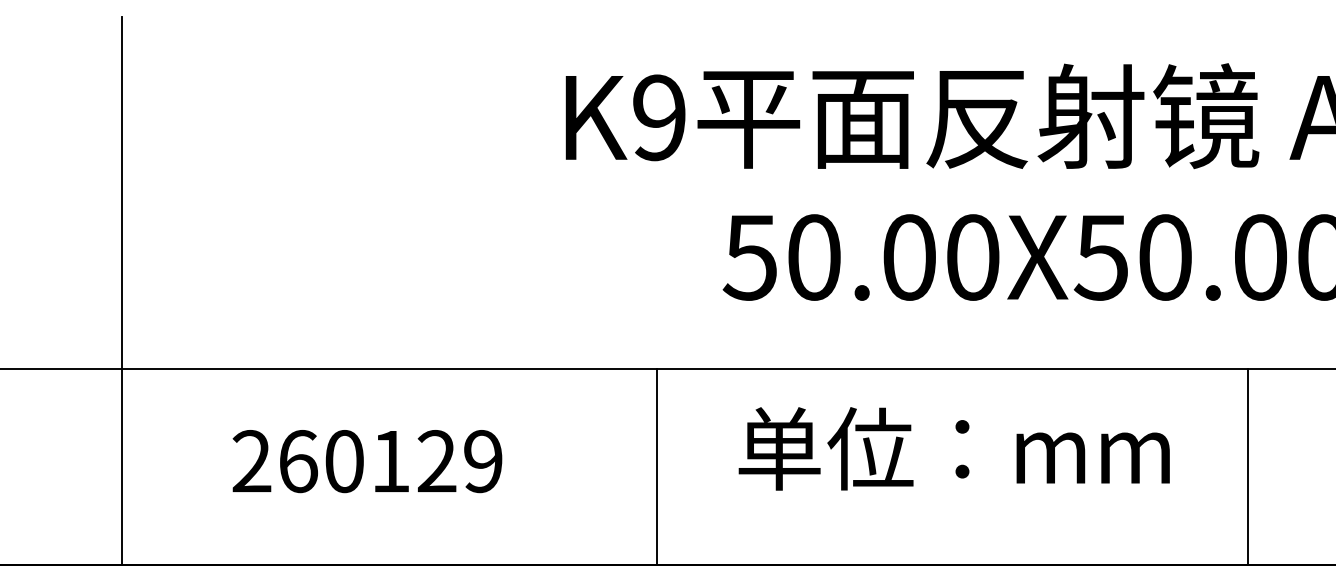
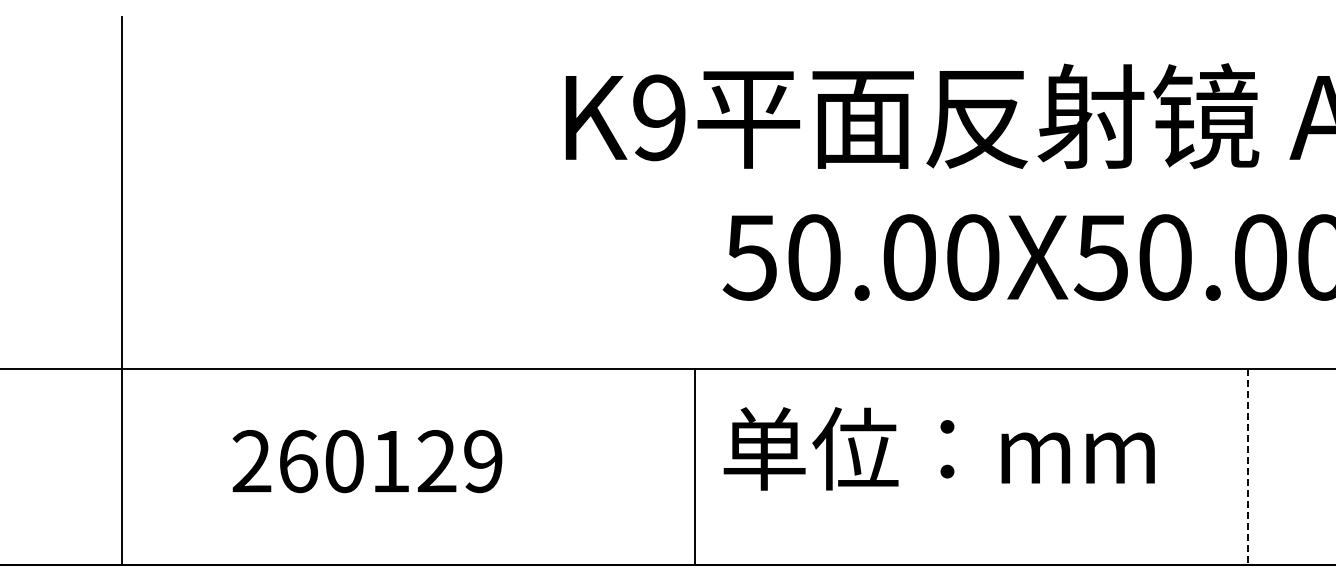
text position: (953, 448) -> (938, 448) (938, 448)
line position: (656, 466) -> (694, 466) (694, 466)
line: solid -> dashed (1247, 466)
